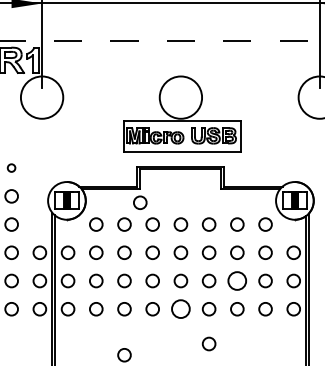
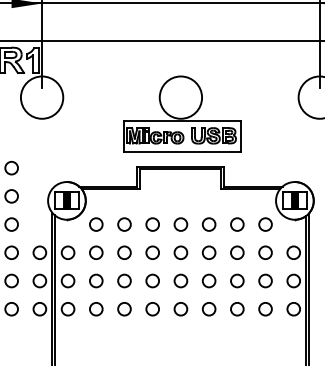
line: dashed -> solid (161, 41)
circle size: 11x10 px -> 15x16 px (11, 167)
circle: present -> none (140, 202)
circle size: 20x20 px -> 15x16 px (237, 280)
circle size: 20x20 px -> 16x15 px (180, 309)
circle: present -> none (208, 343)
circle: present -> none (124, 355)
